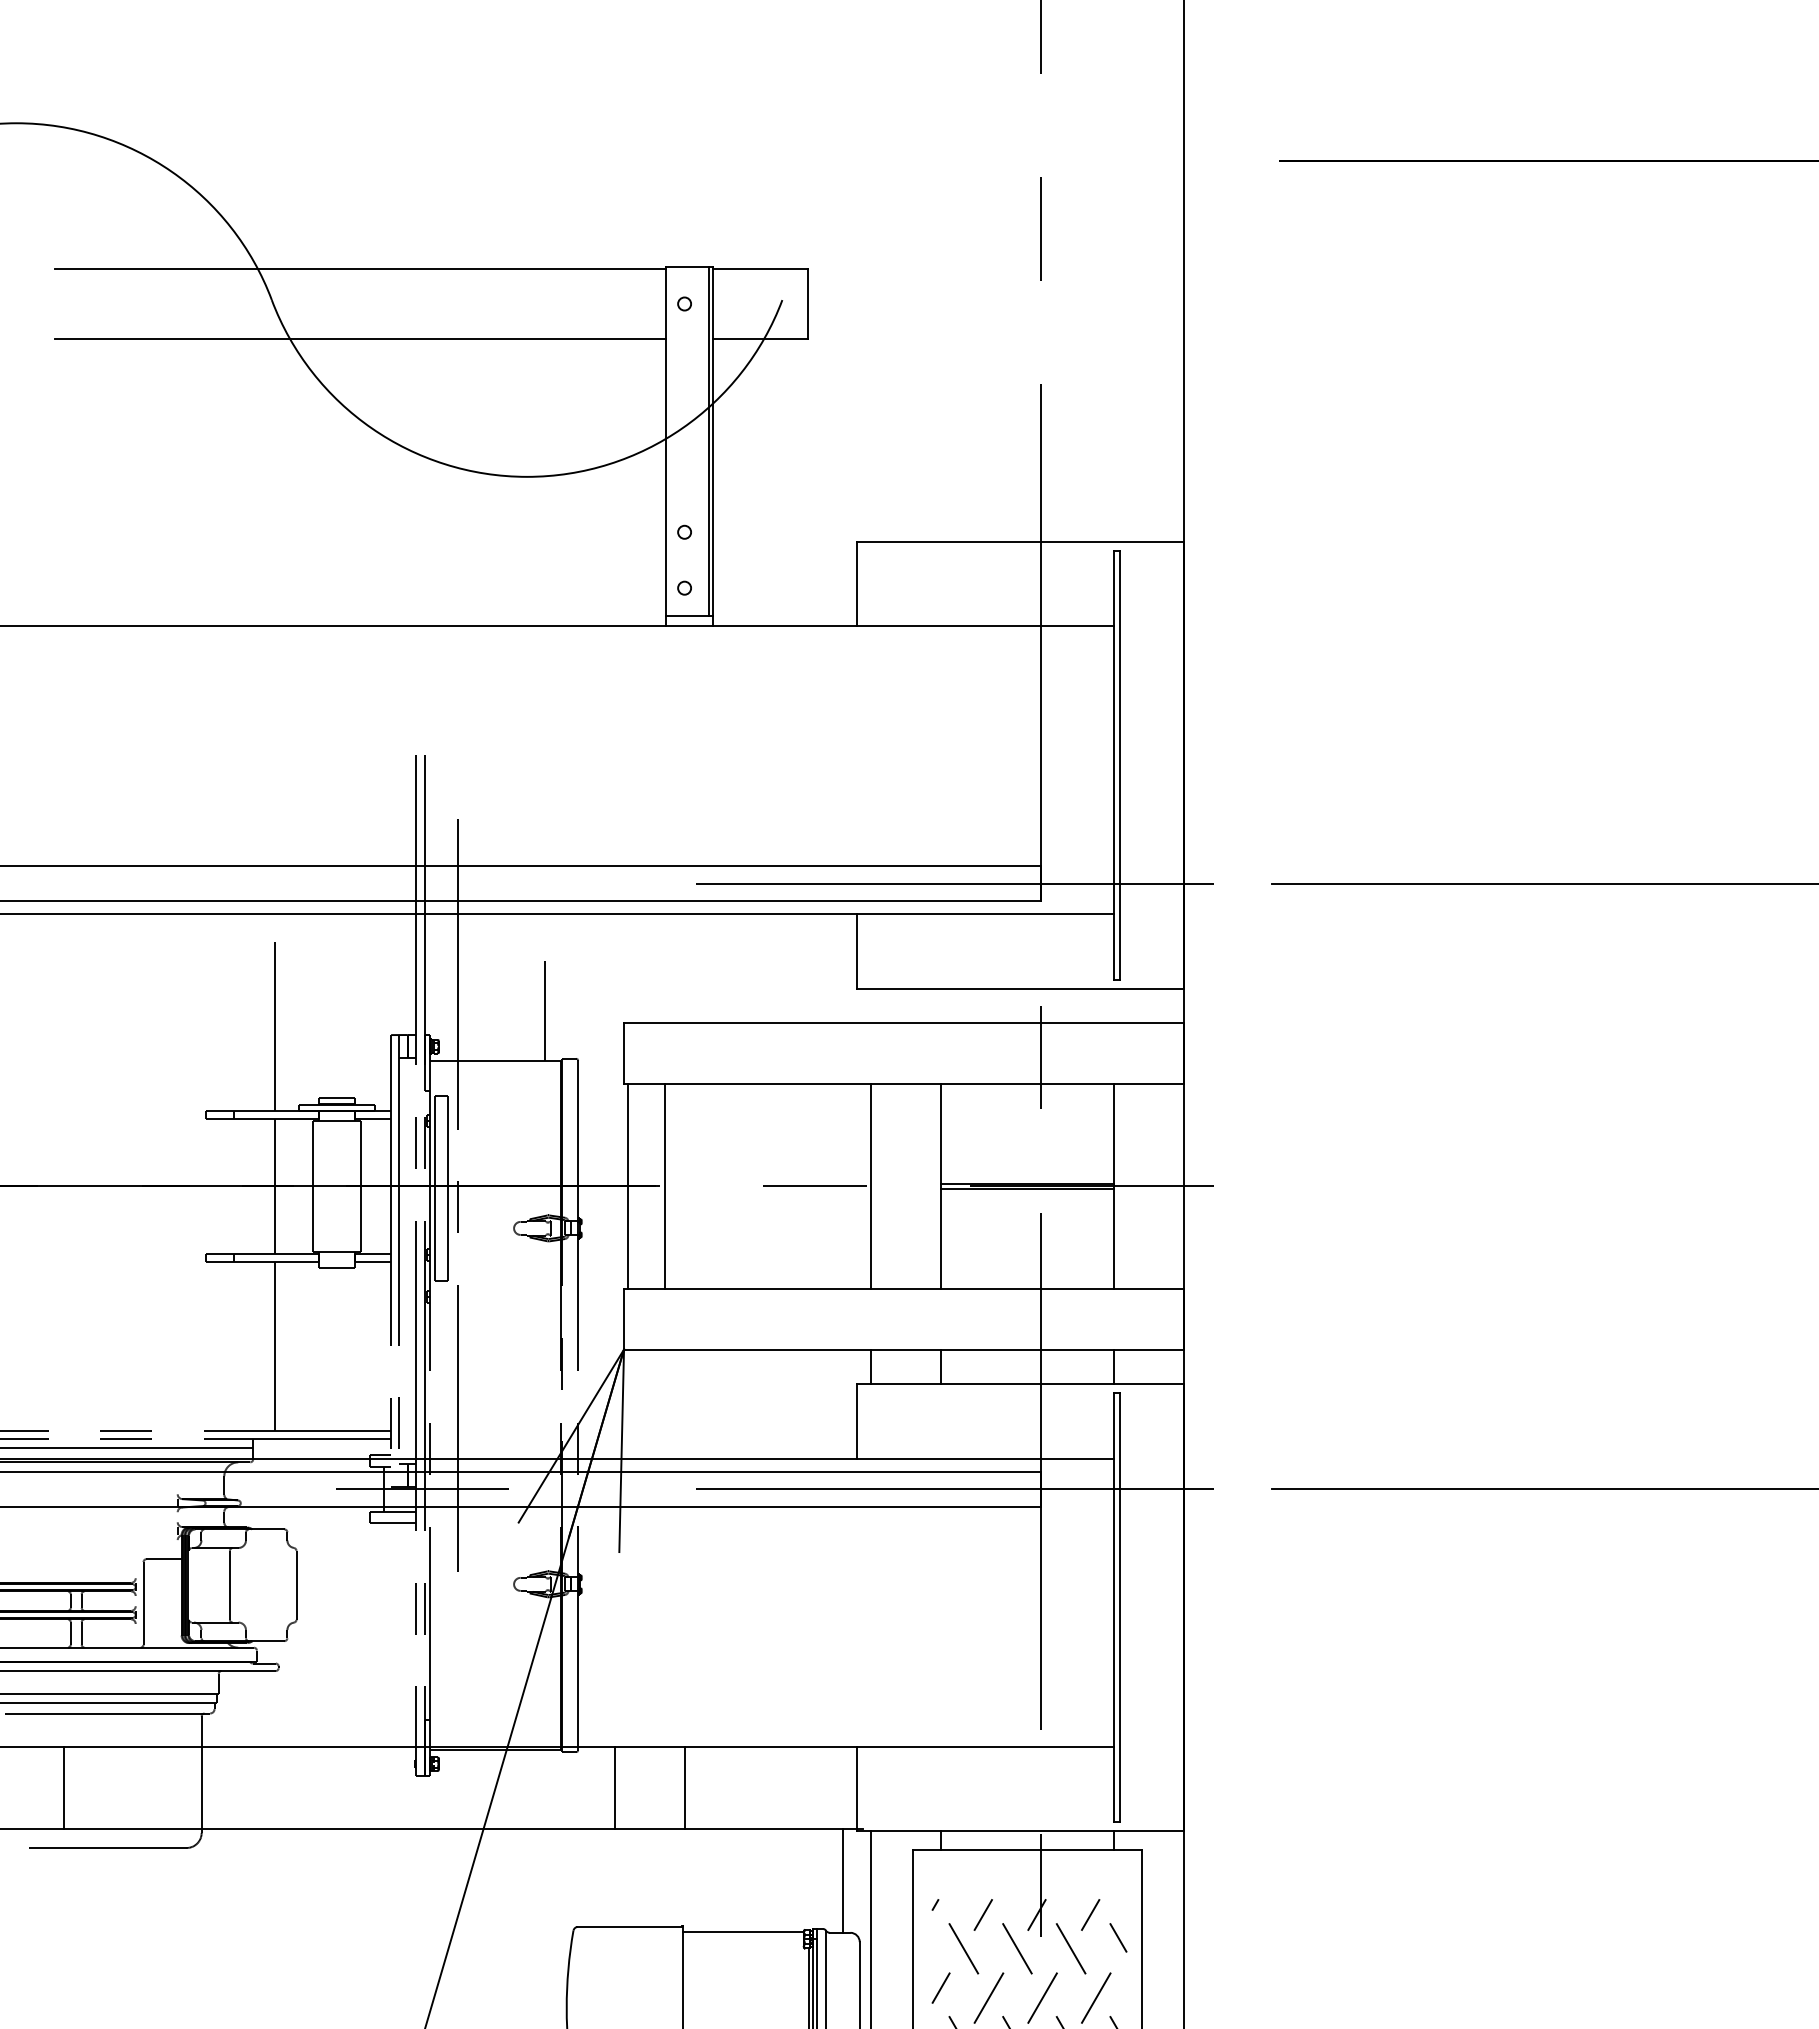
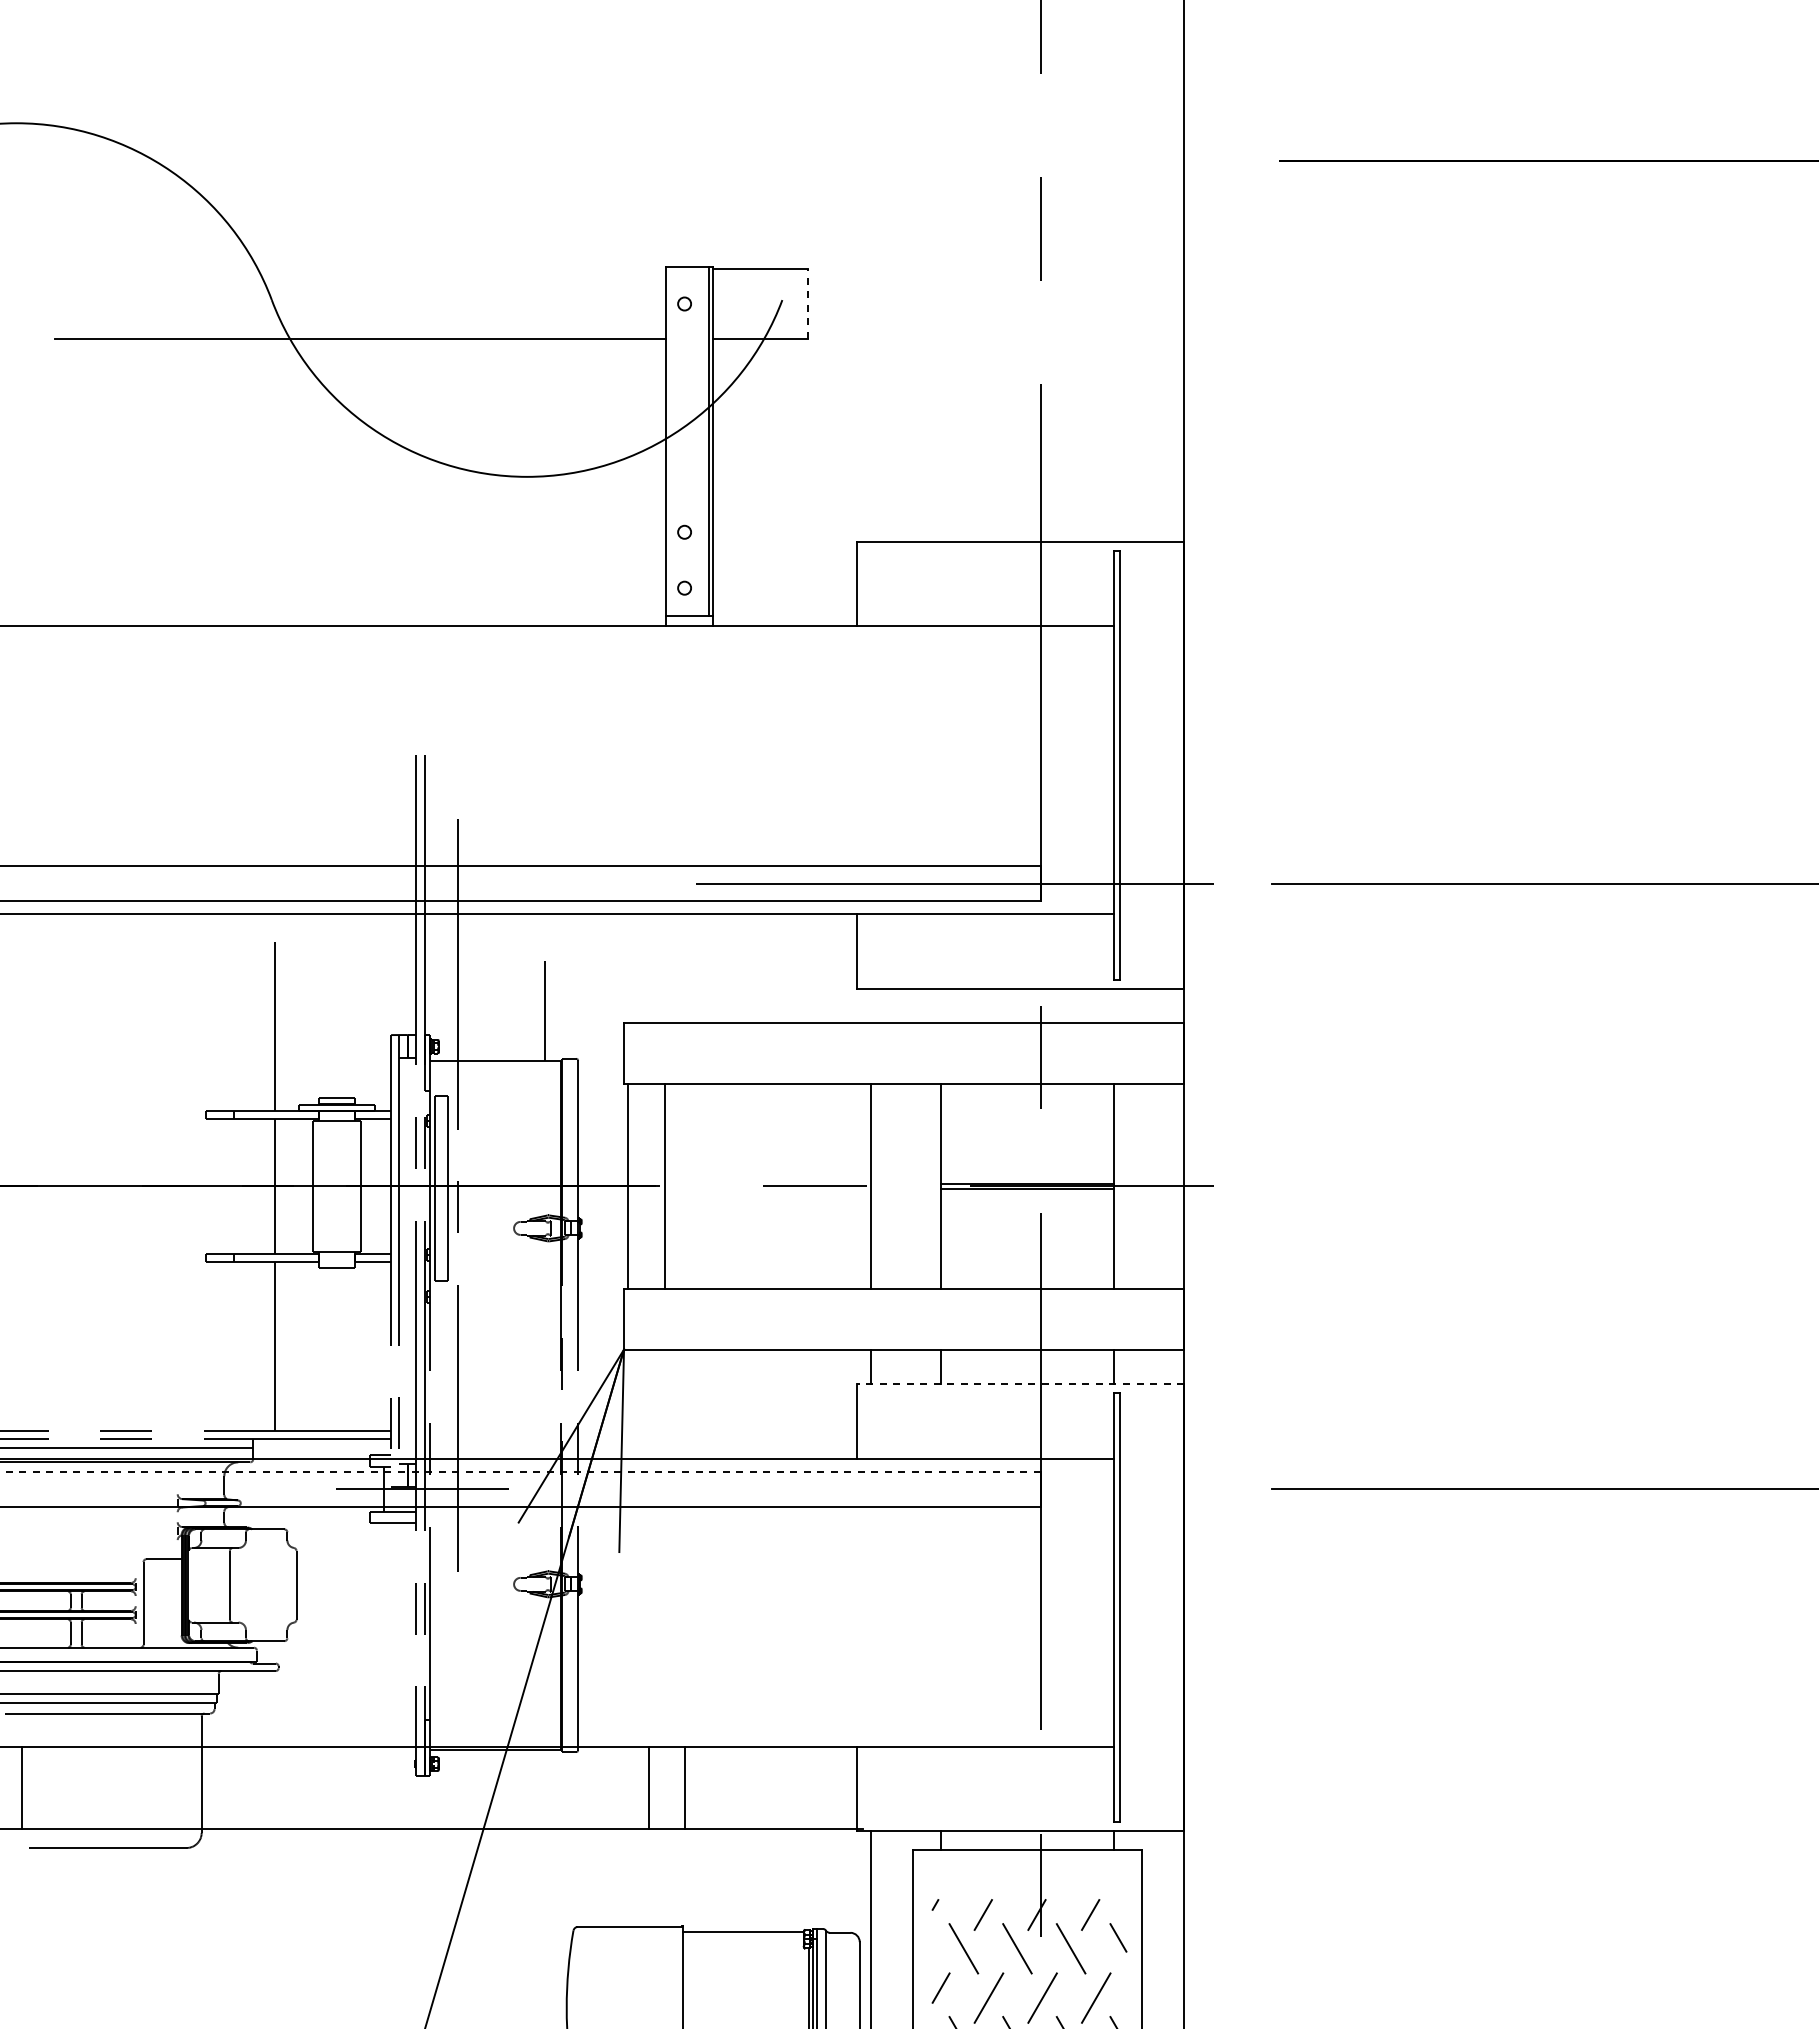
line: present -> none (359, 269)
line: solid -> dashed (807, 304)
line: solid -> dashed (1020, 1383)
line: solid -> dashed (520, 1471)
line: present -> none (929, 1489)
line position: (63, 1788) -> (21, 1788) (21, 1788)
line position: (614, 1788) -> (648, 1788) (648, 1788)
line: present -> none (843, 1880)
